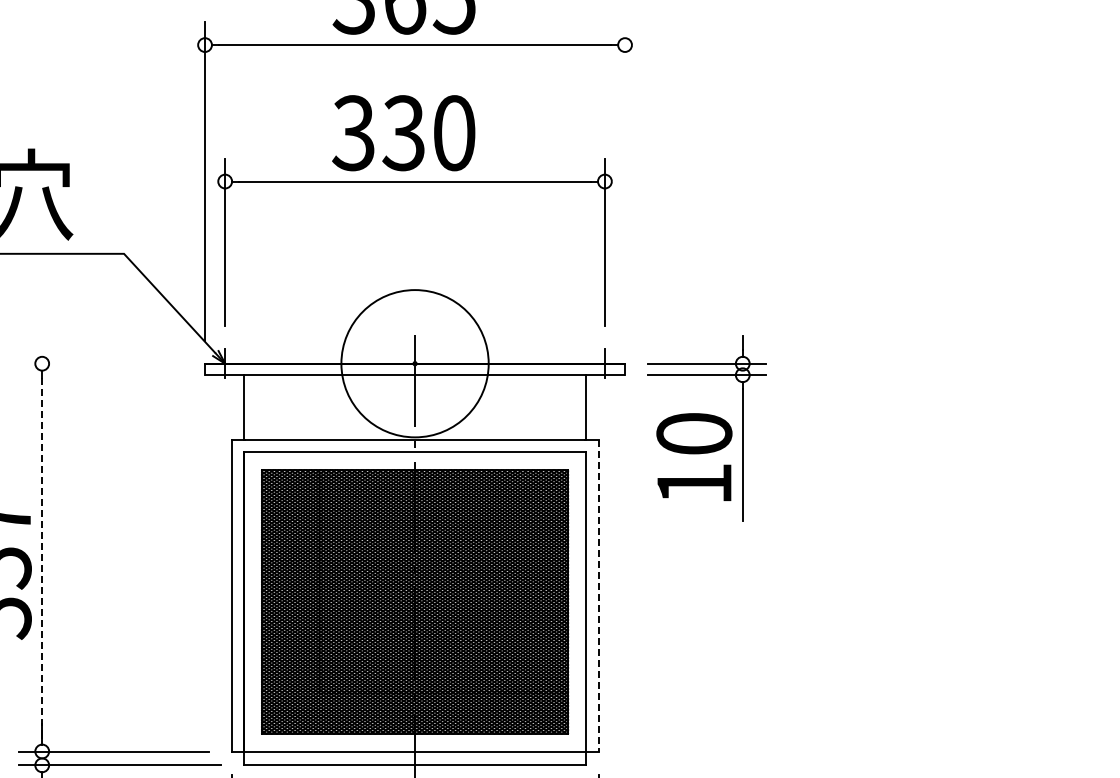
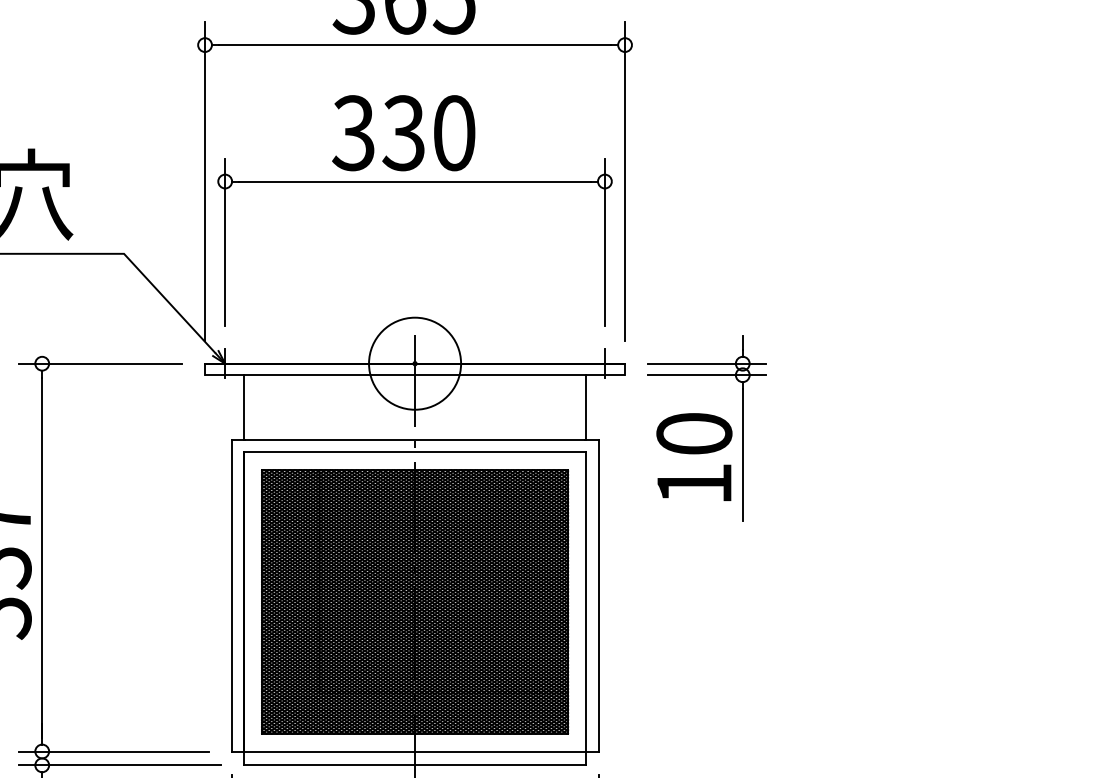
line: none -> present (625, 181)
line: none -> present (100, 363)
circle diameter: 147 px -> 92 px (415, 363)
line: dashed -> solid (42, 558)
line: dashed -> solid (598, 595)
